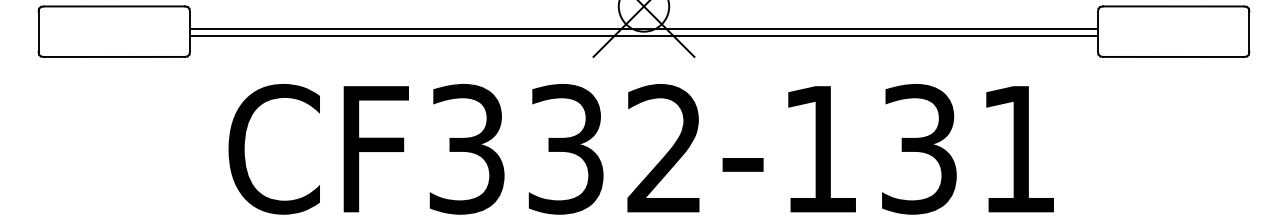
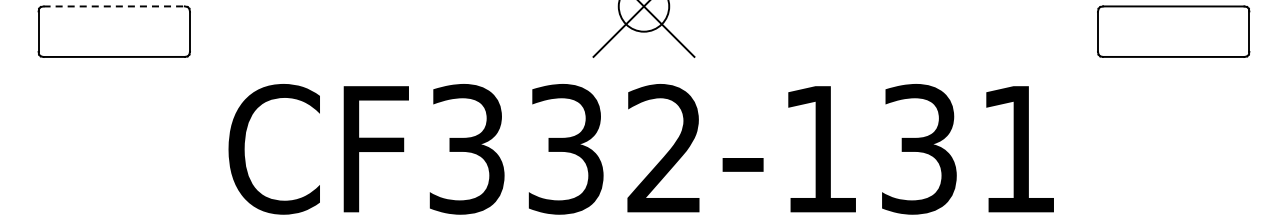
line: solid -> dashed (114, 6)
line: present -> none (643, 29)
line: present -> none (643, 35)
